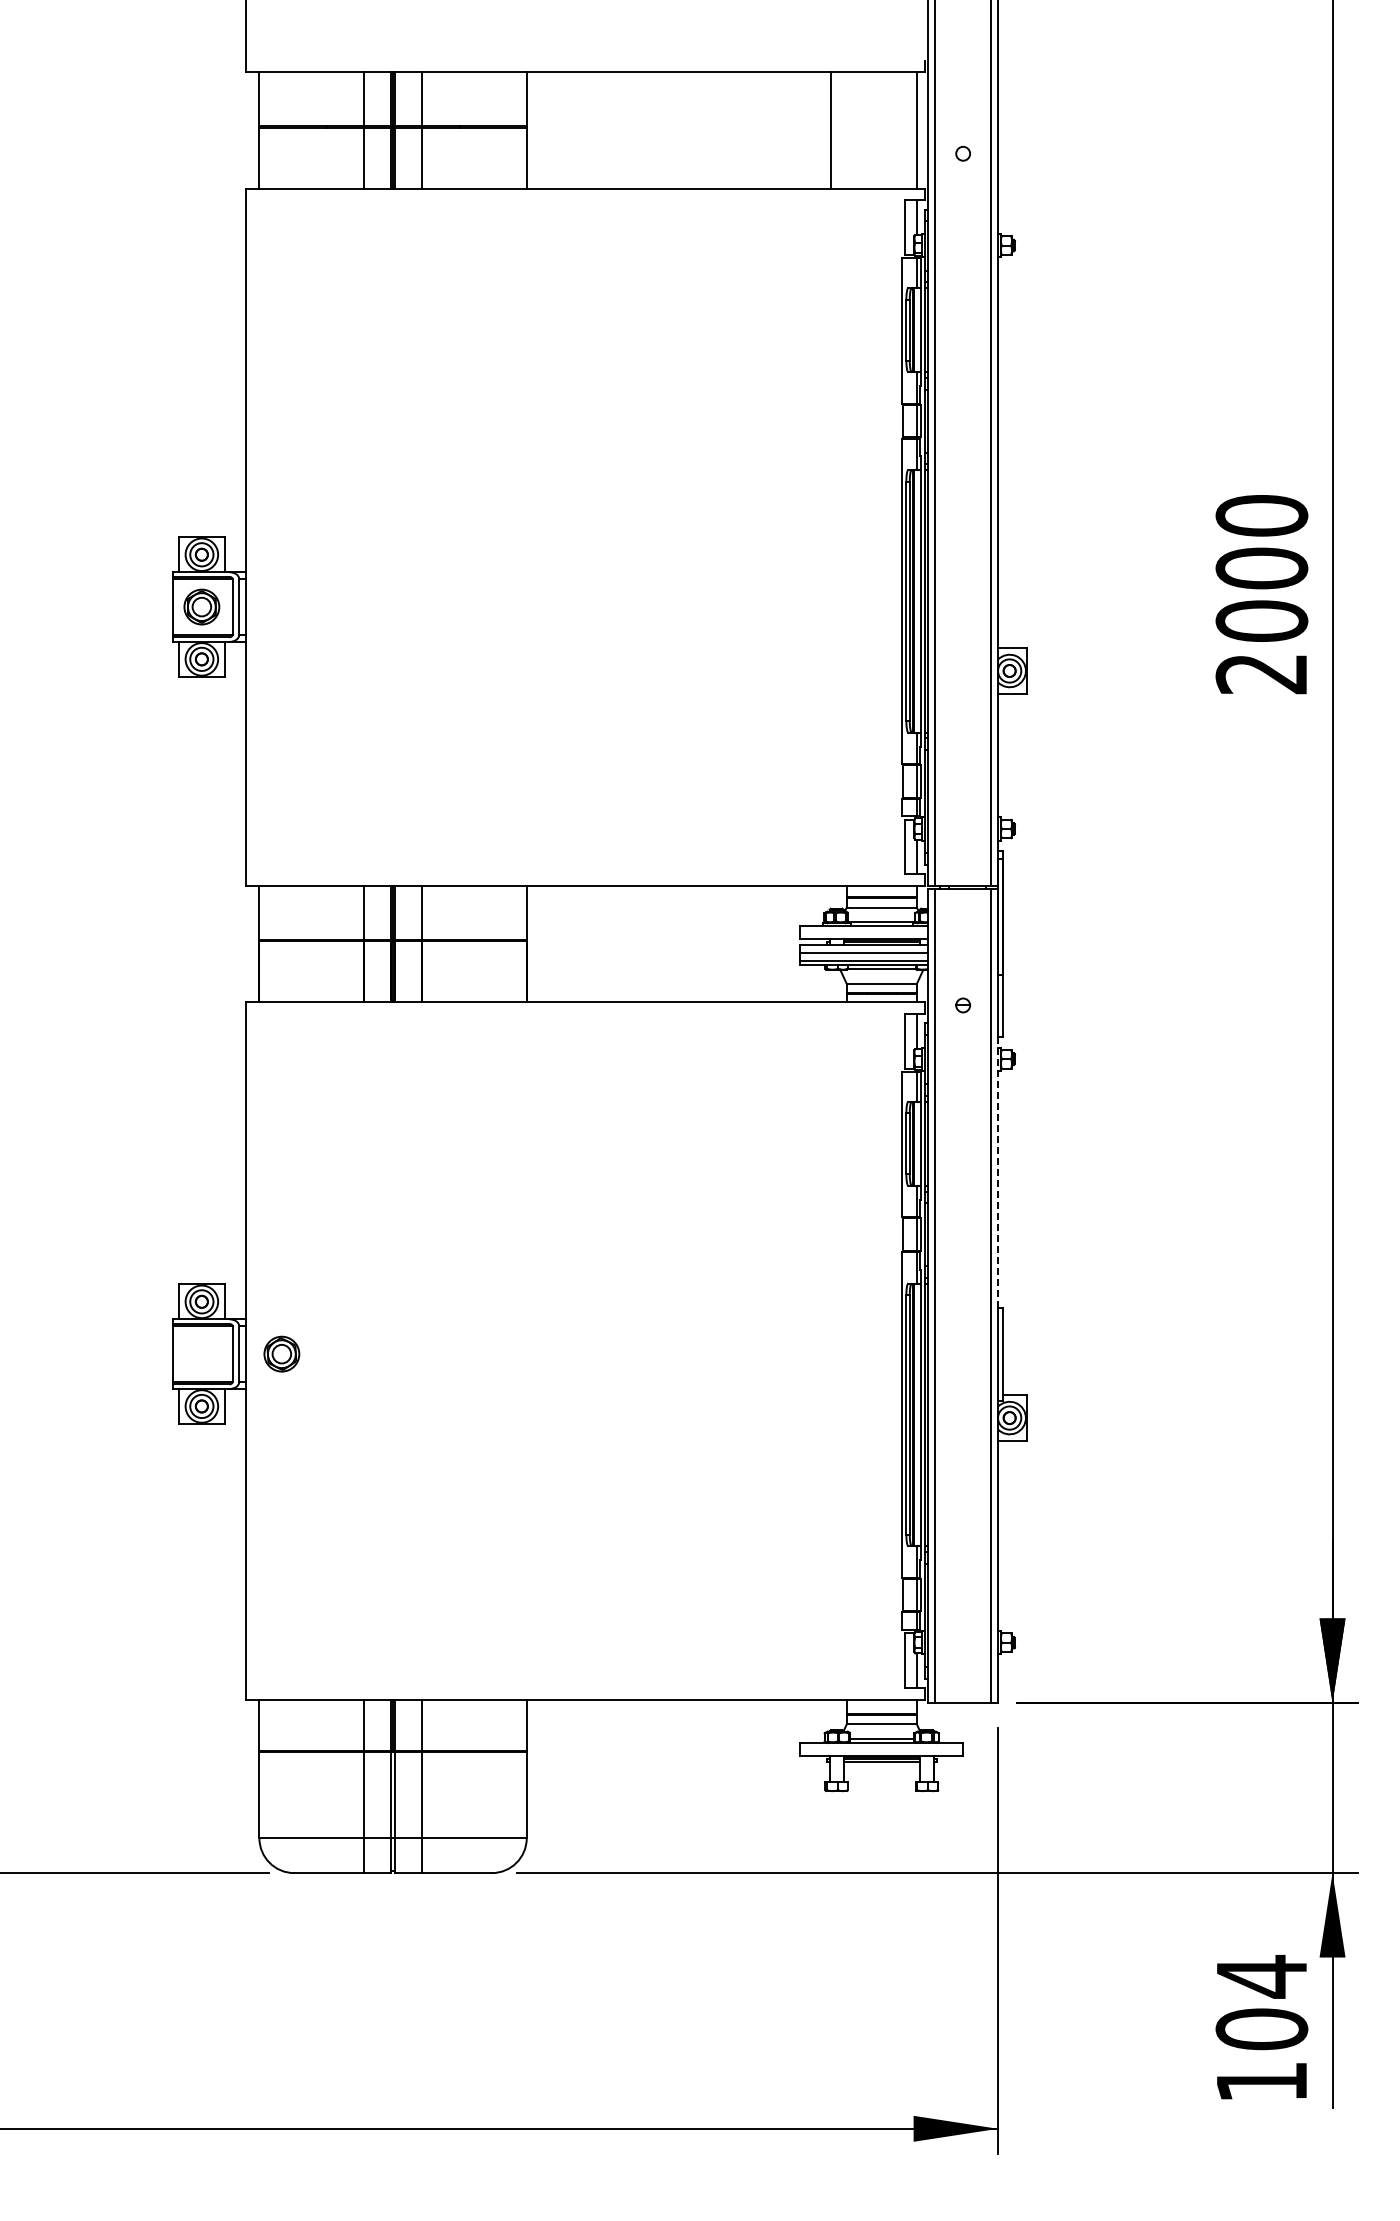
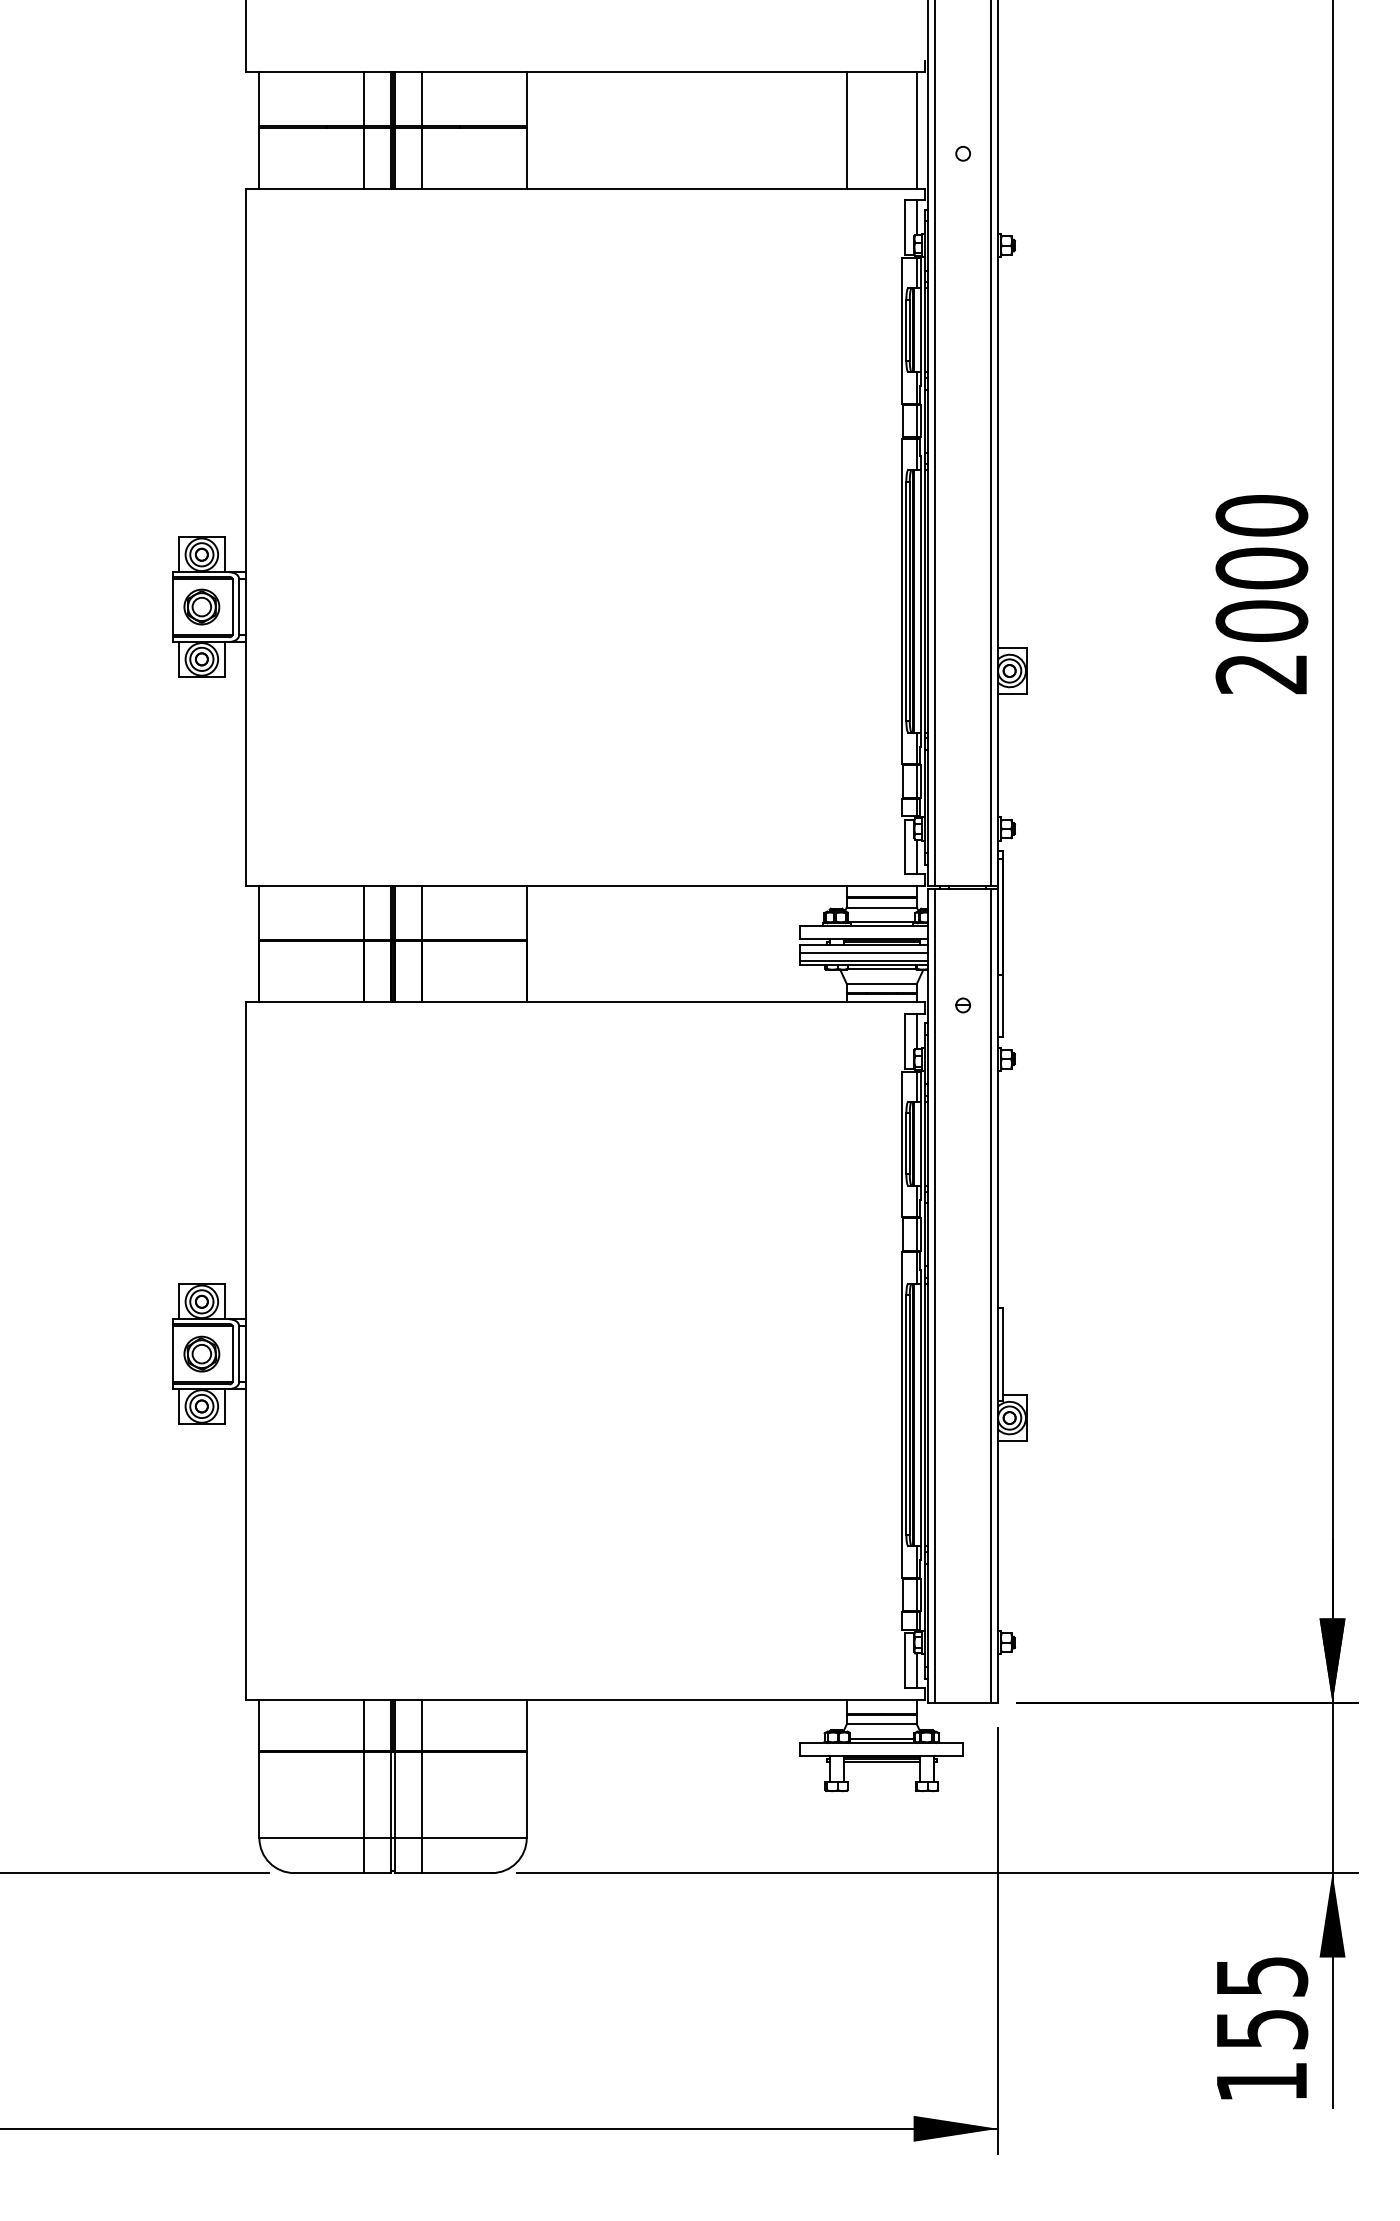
line position: (830, 130) -> (846, 130) (846, 130)
line: dashed -> solid (998, 1172)
part position: (281, 1353) -> (201, 1353) (201, 1353)
text: 104 -> 155 (1261, 2002)
